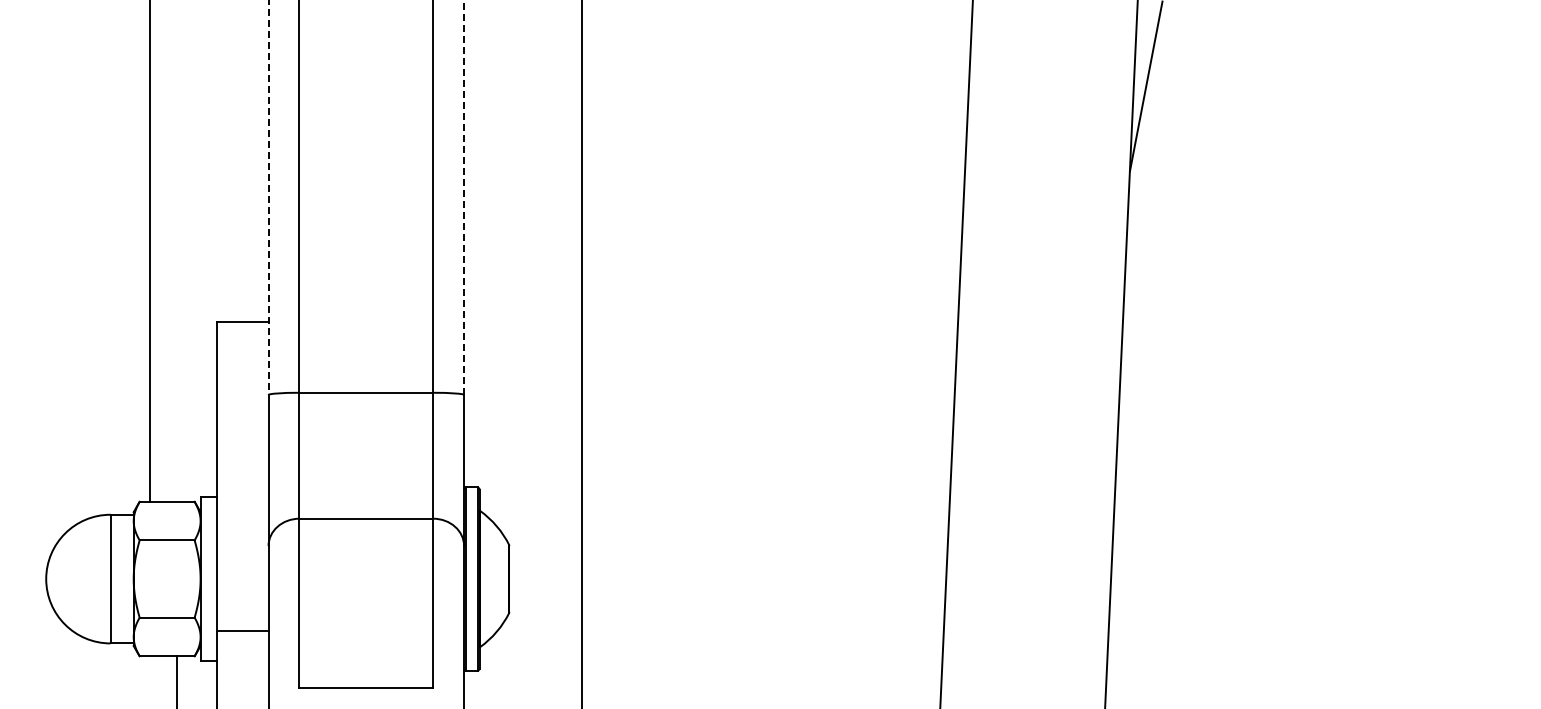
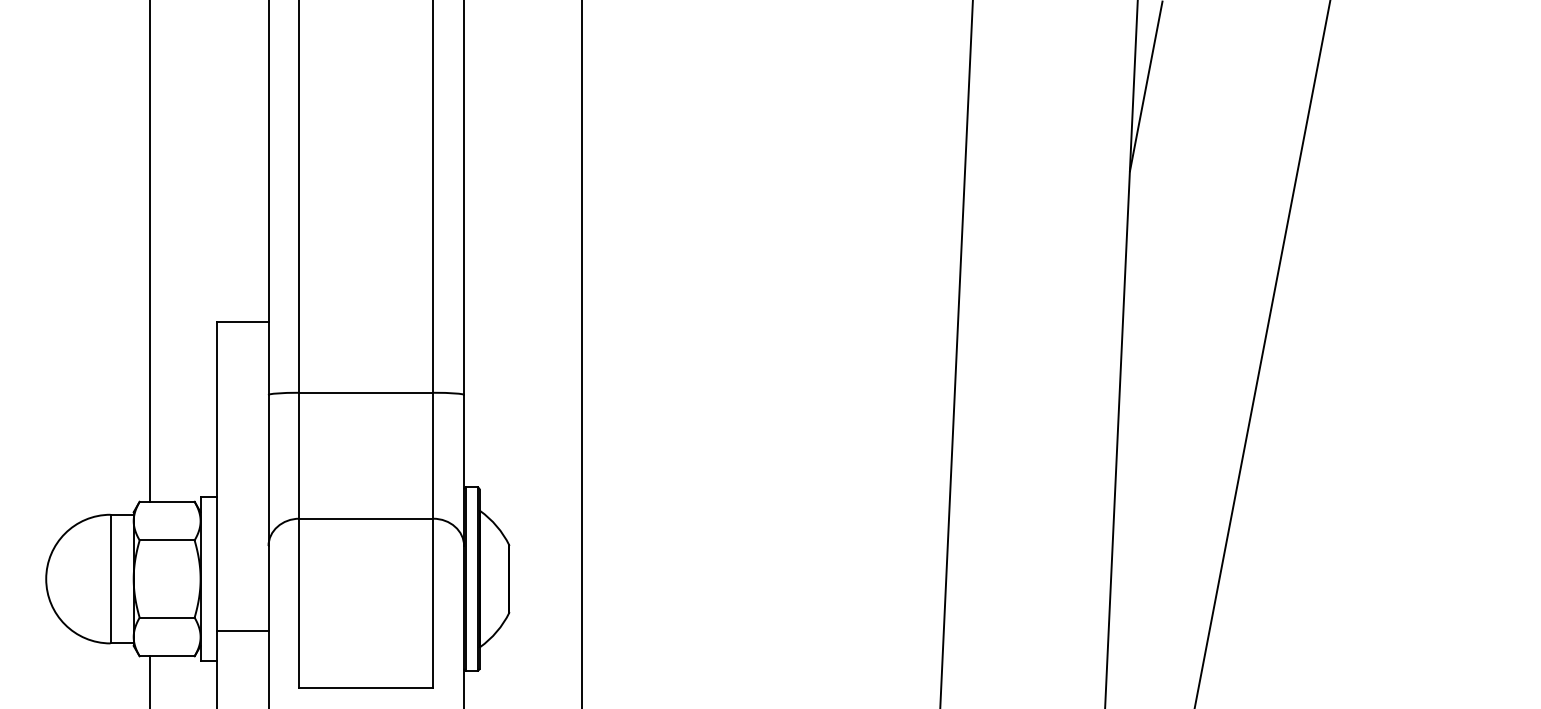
line: dashed -> solid (464, 197)
line: dashed -> solid (268, 198)
line: none -> present (1262, 353)
line position: (177, 680) -> (150, 680) (150, 680)
